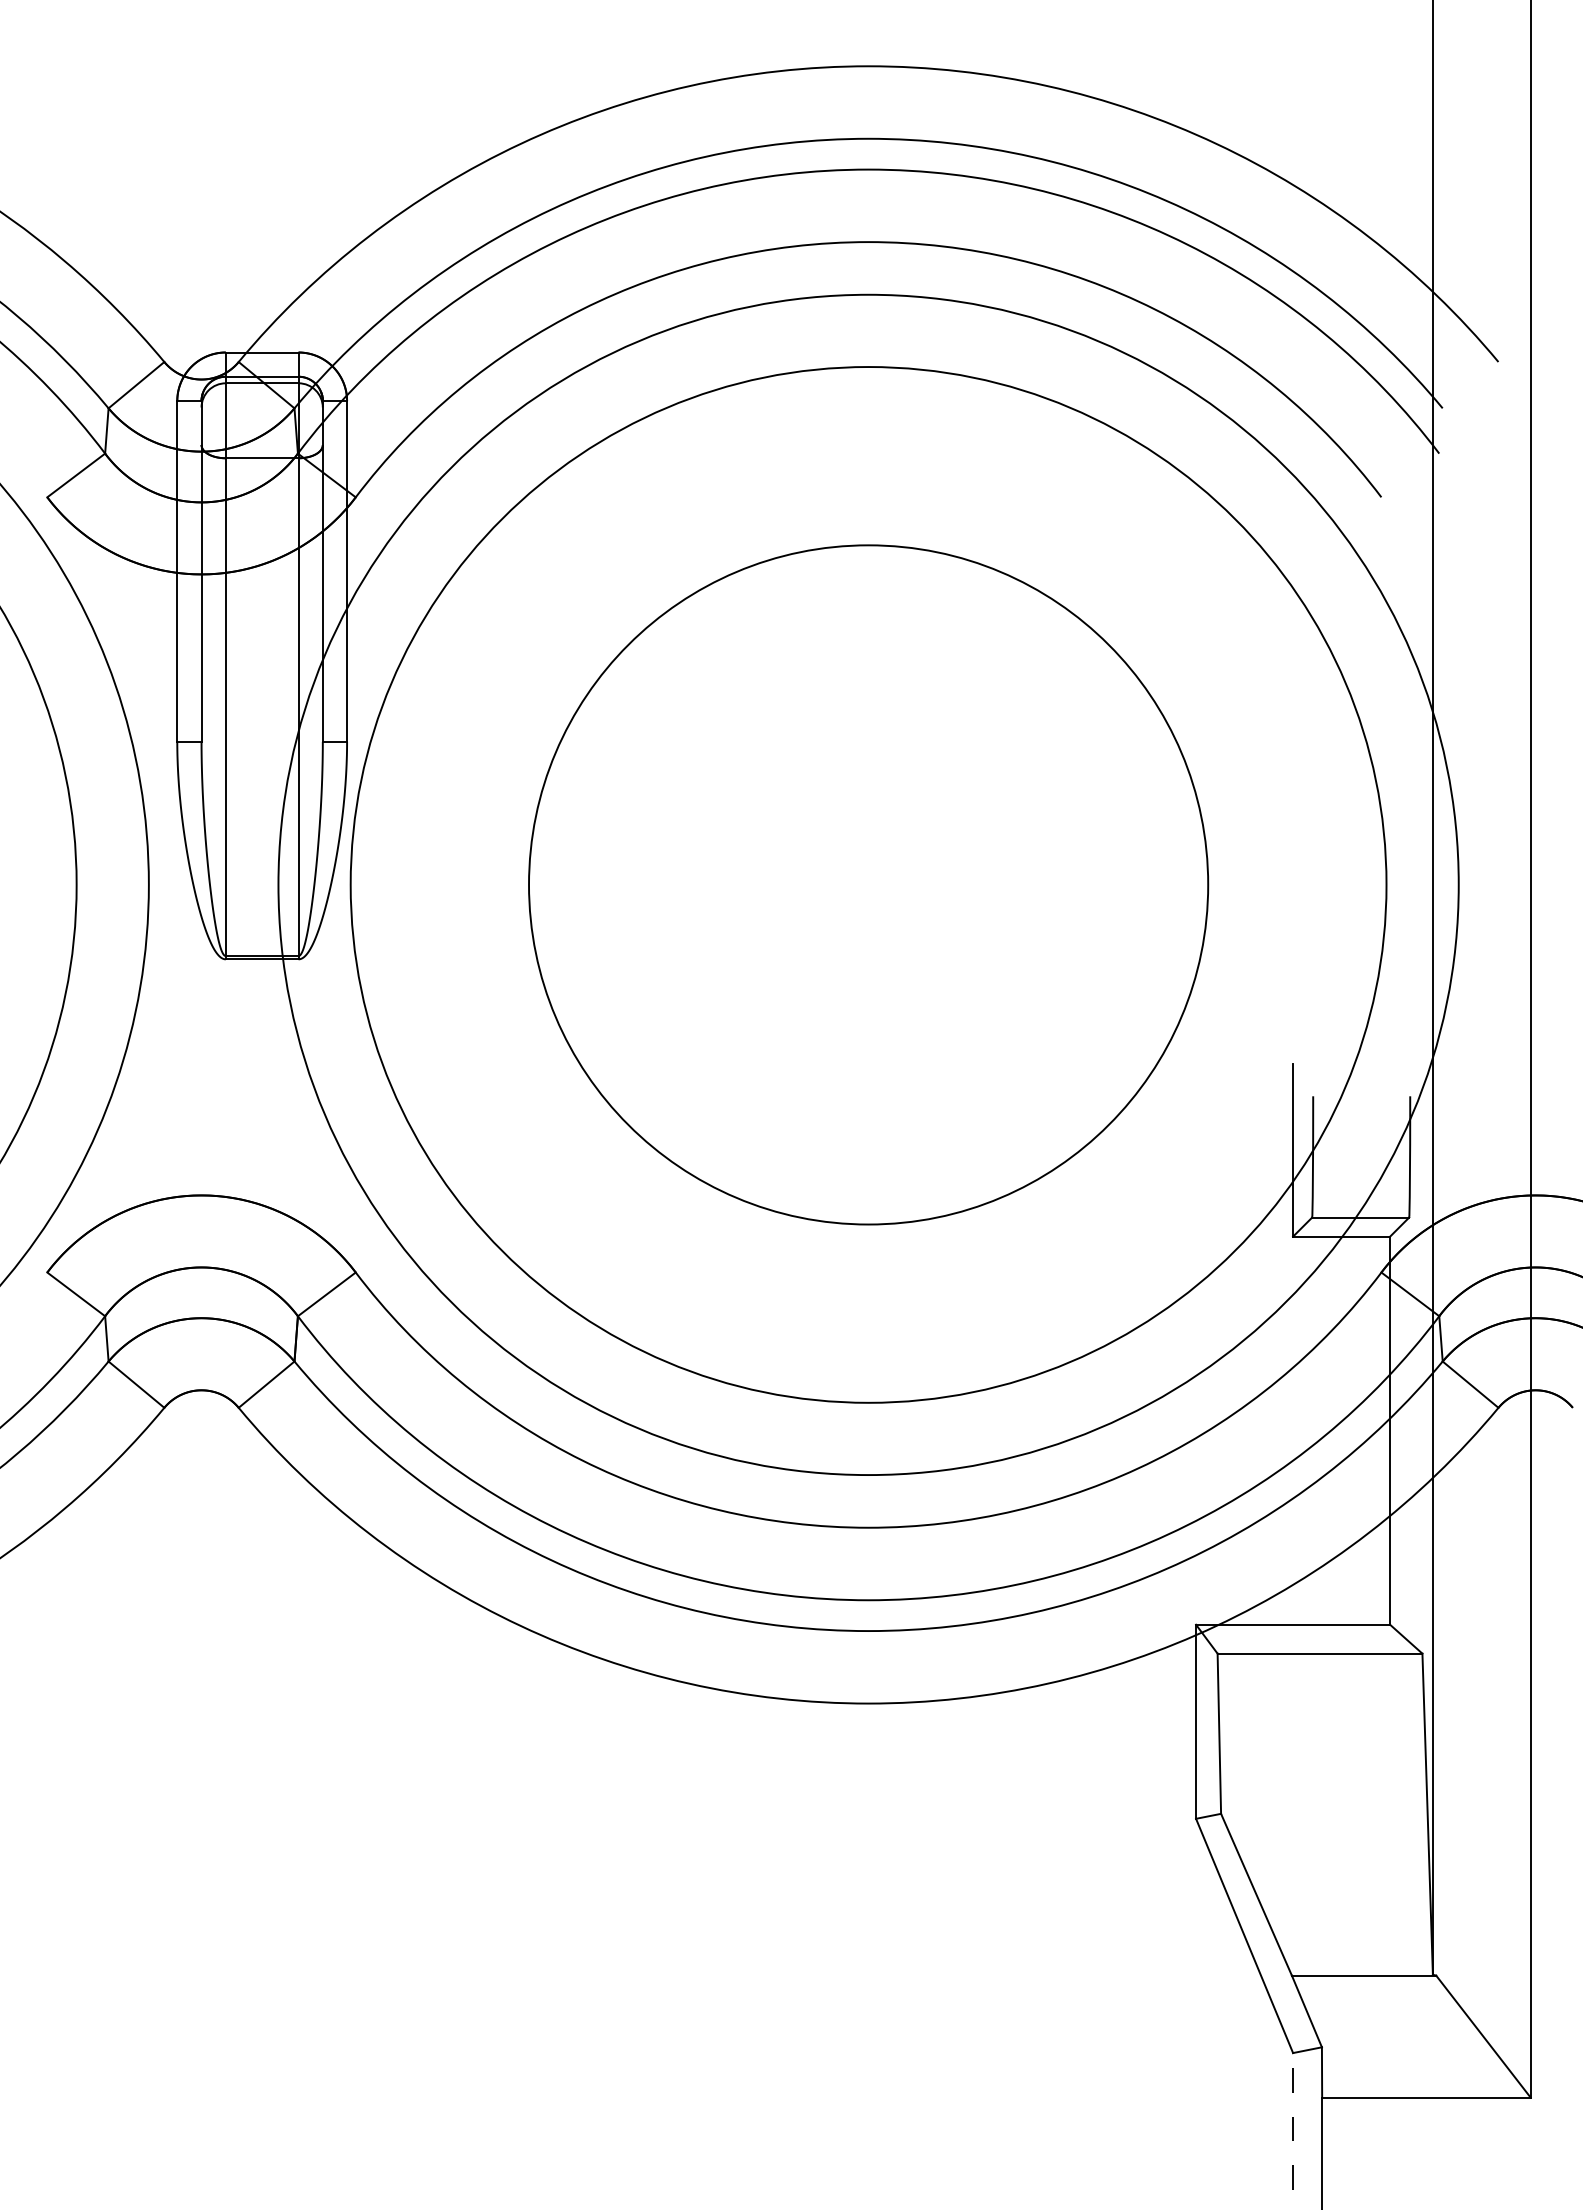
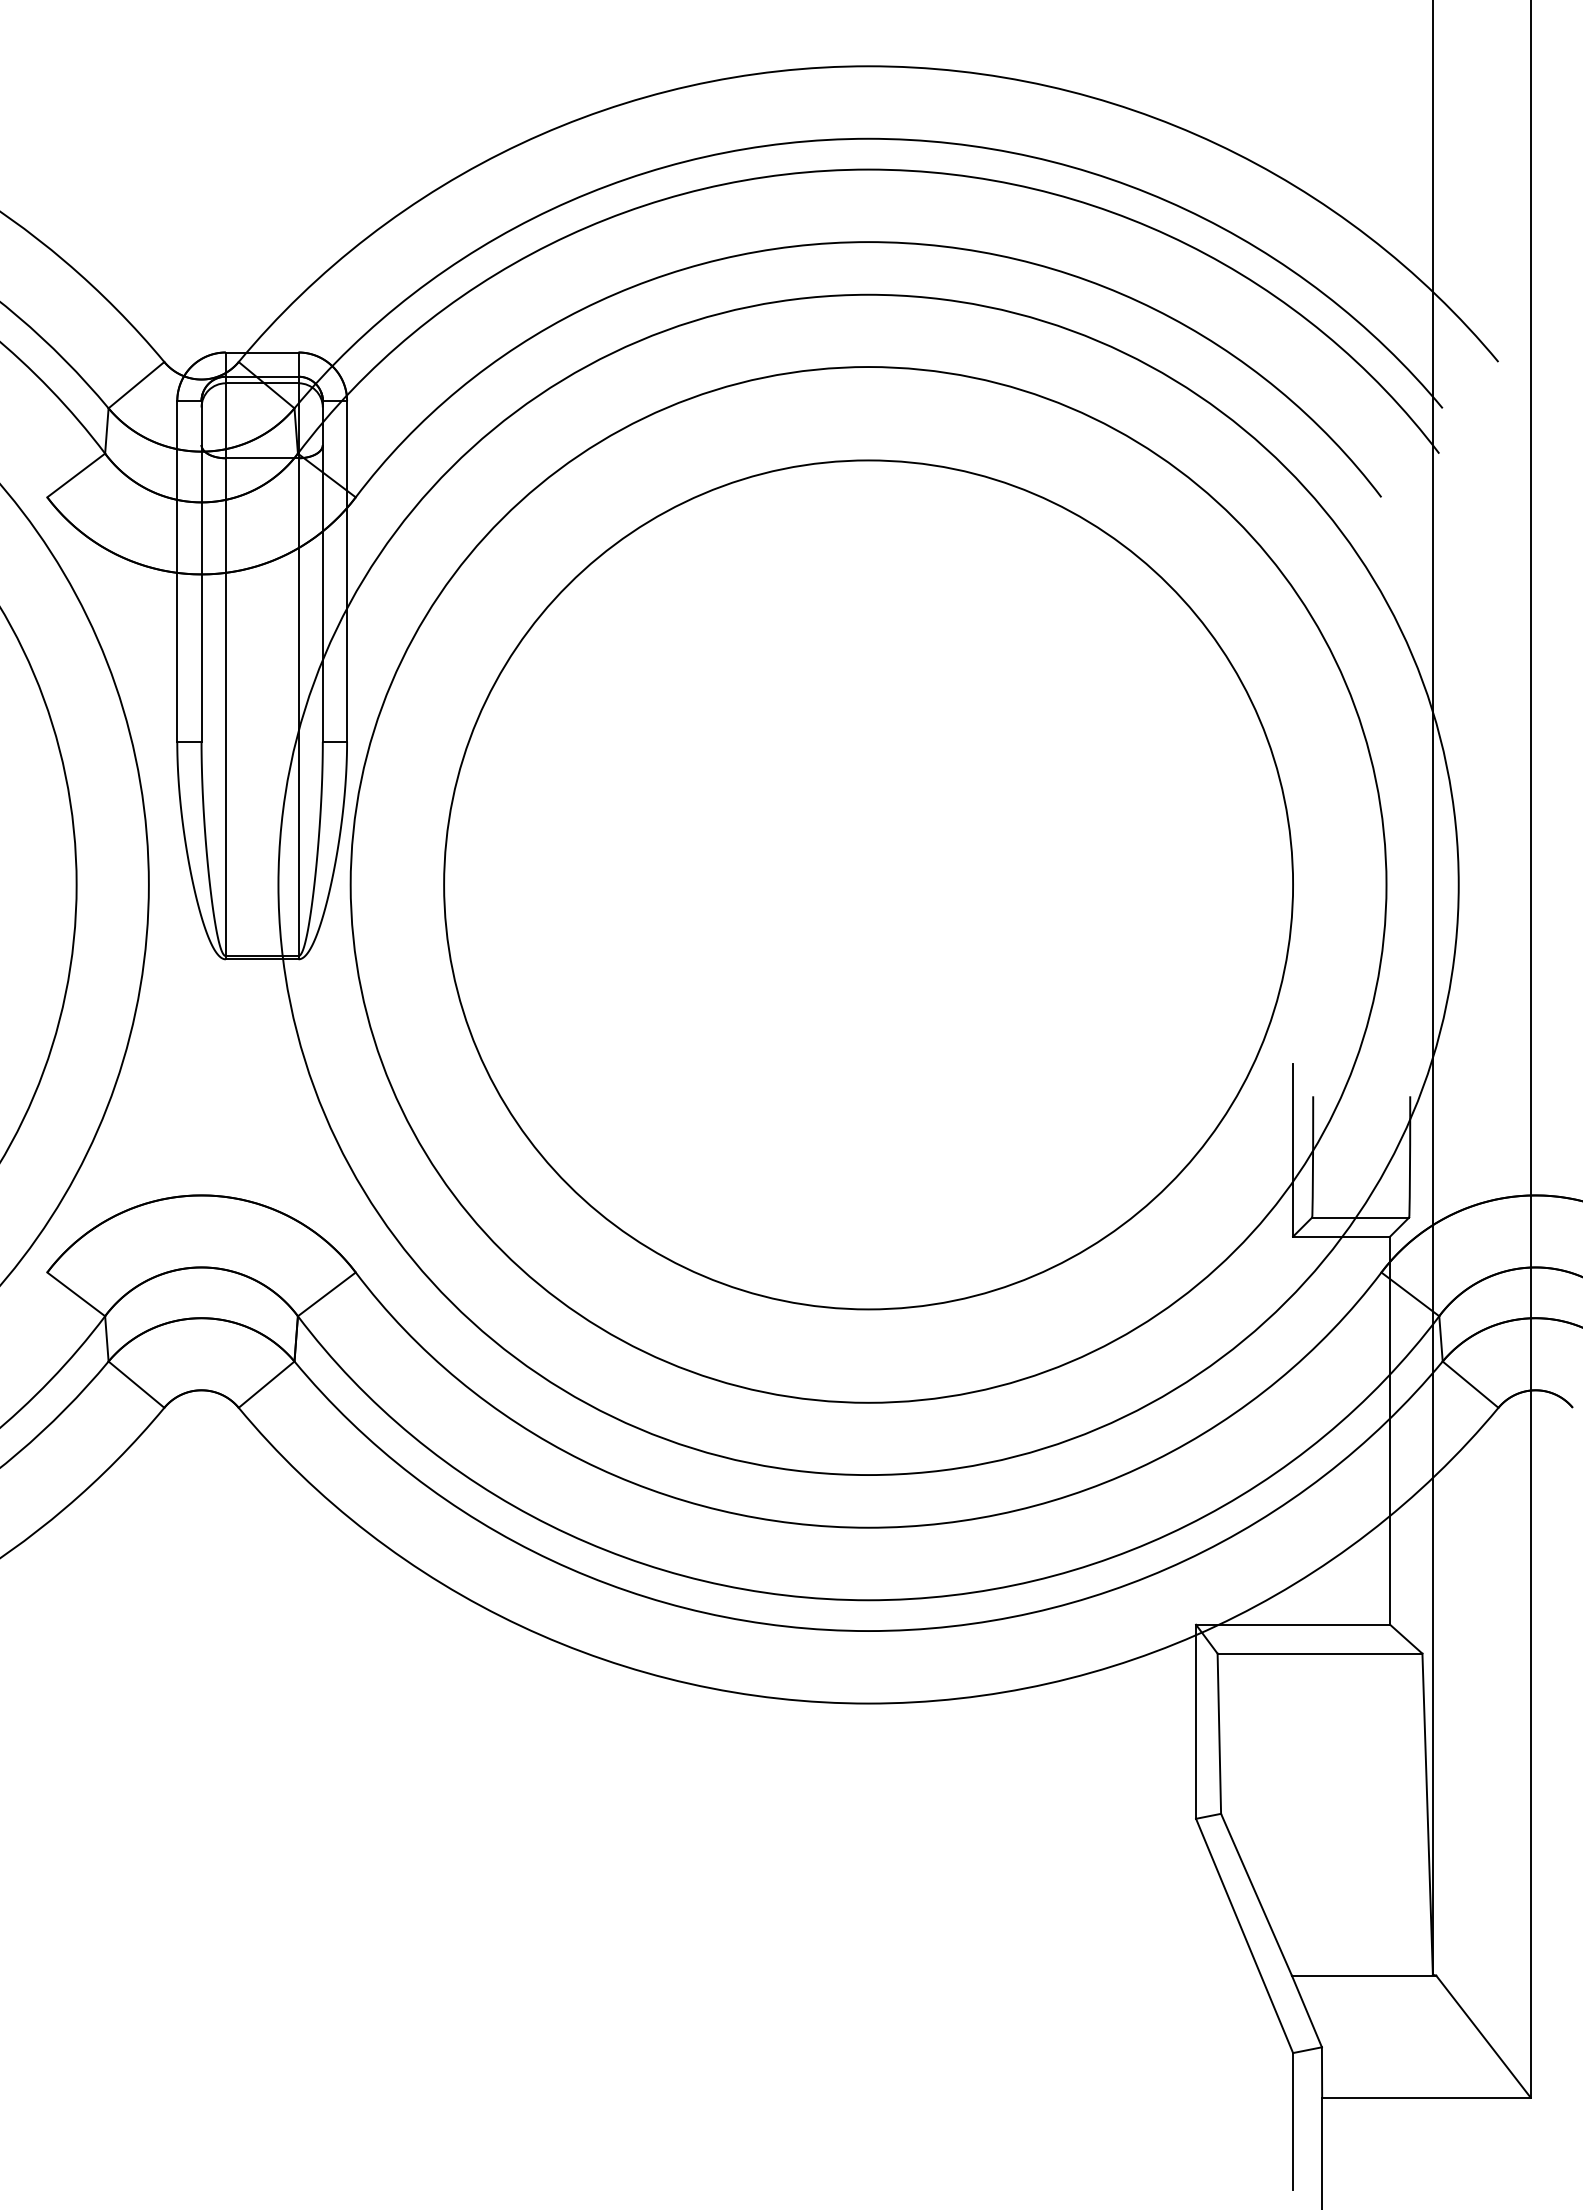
circle diameter: 679 px -> 849 px (868, 884)
line: dashed -> solid (1293, 2120)
